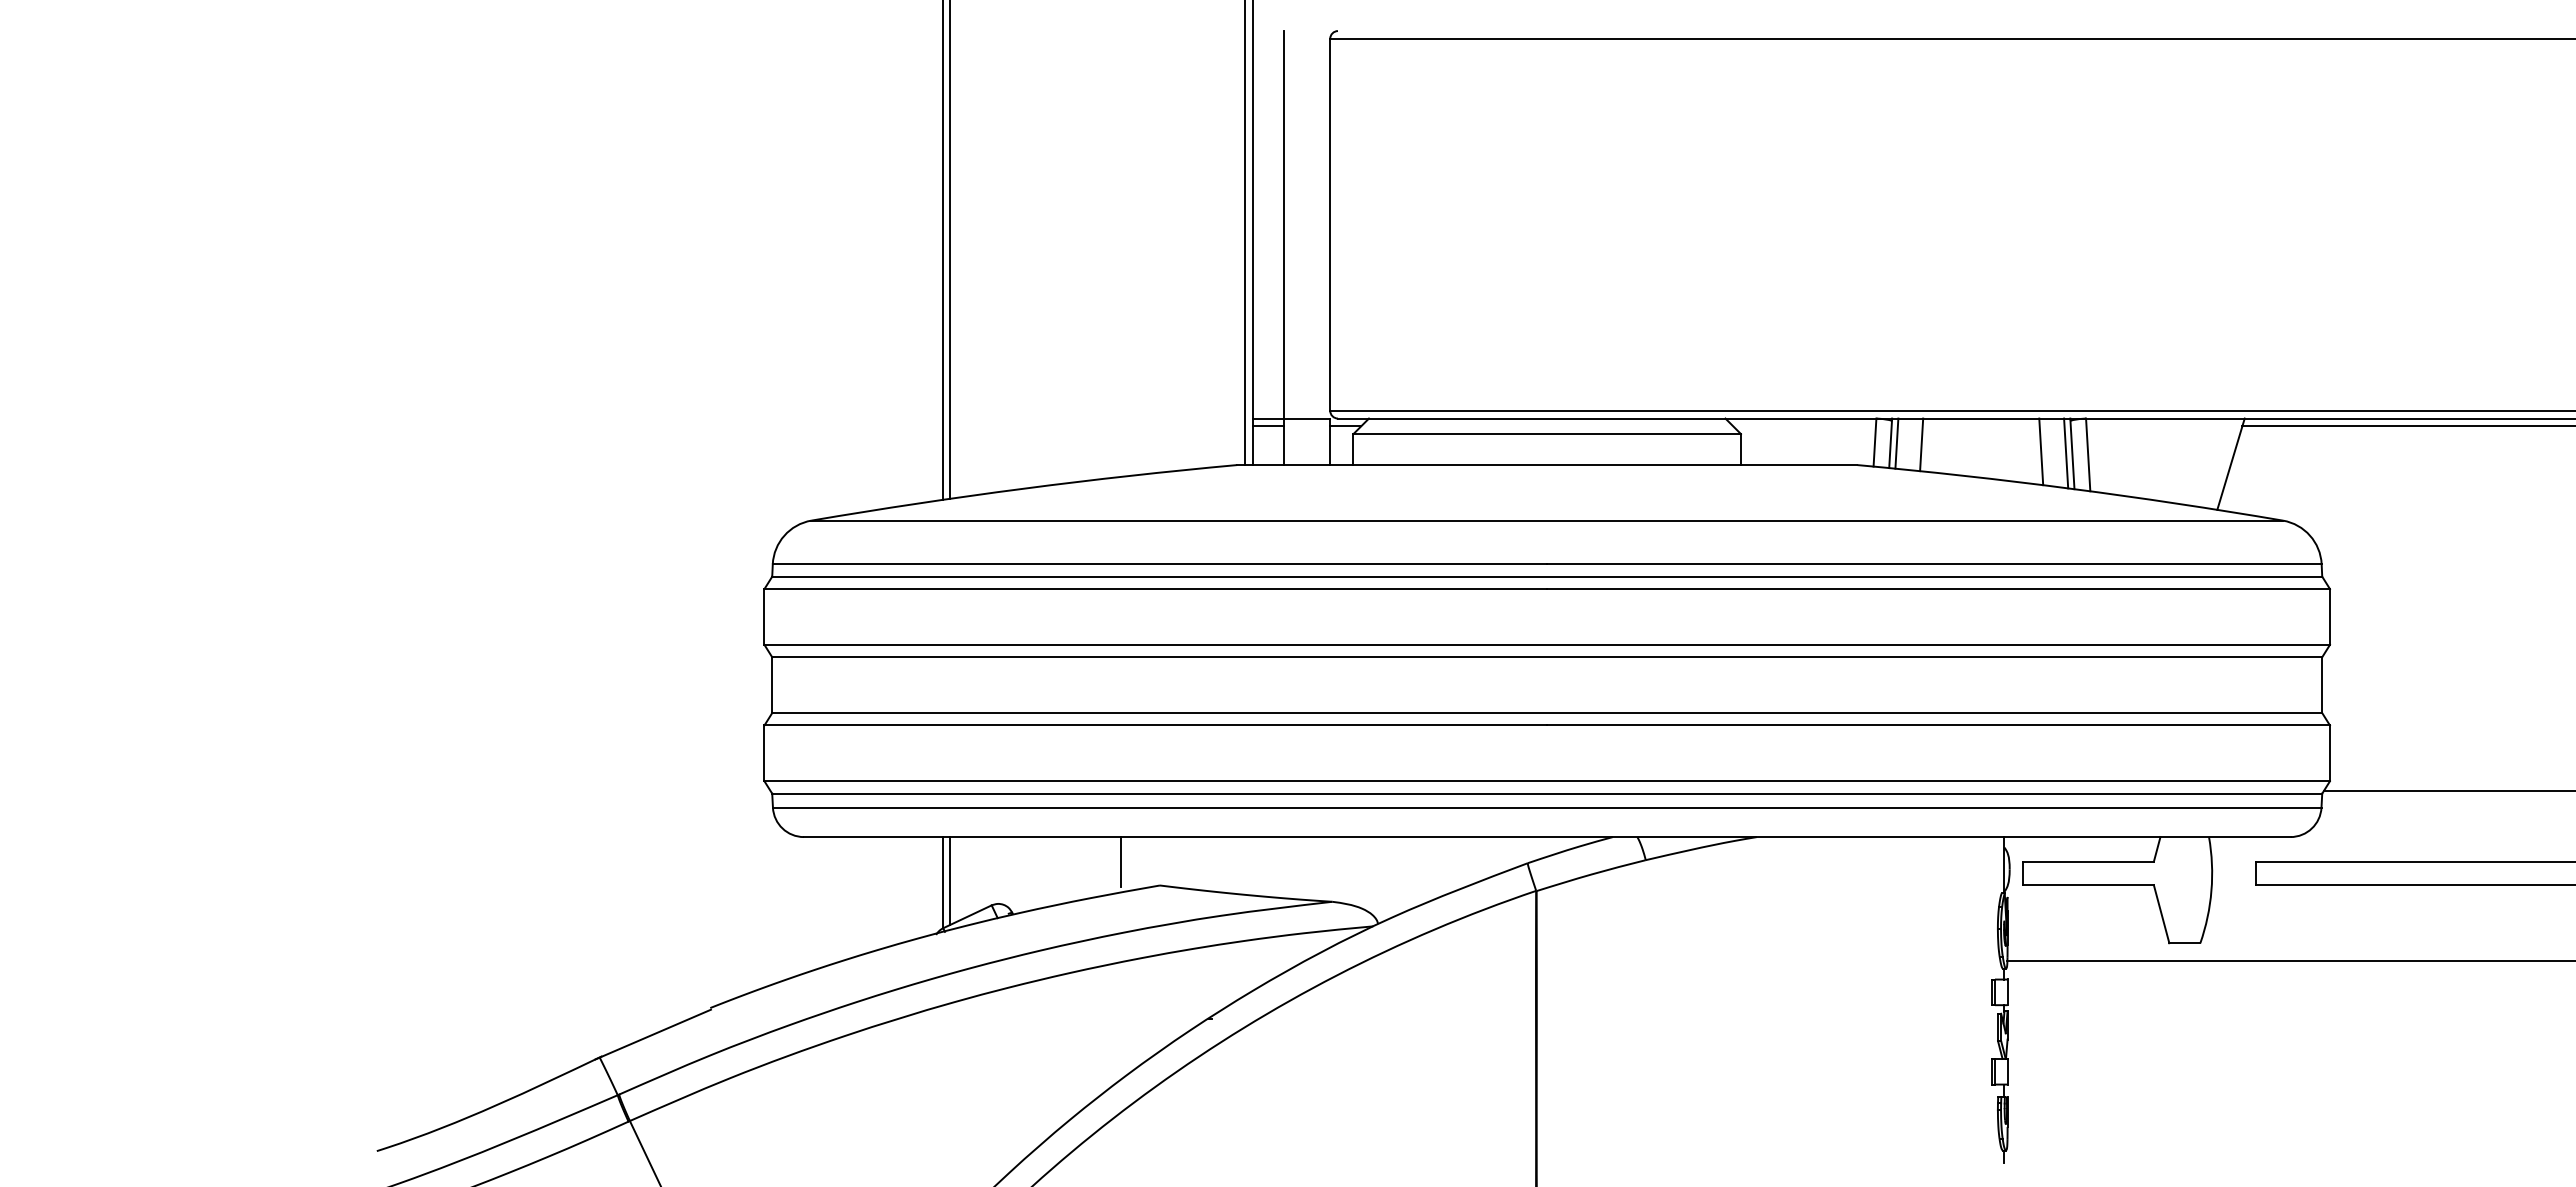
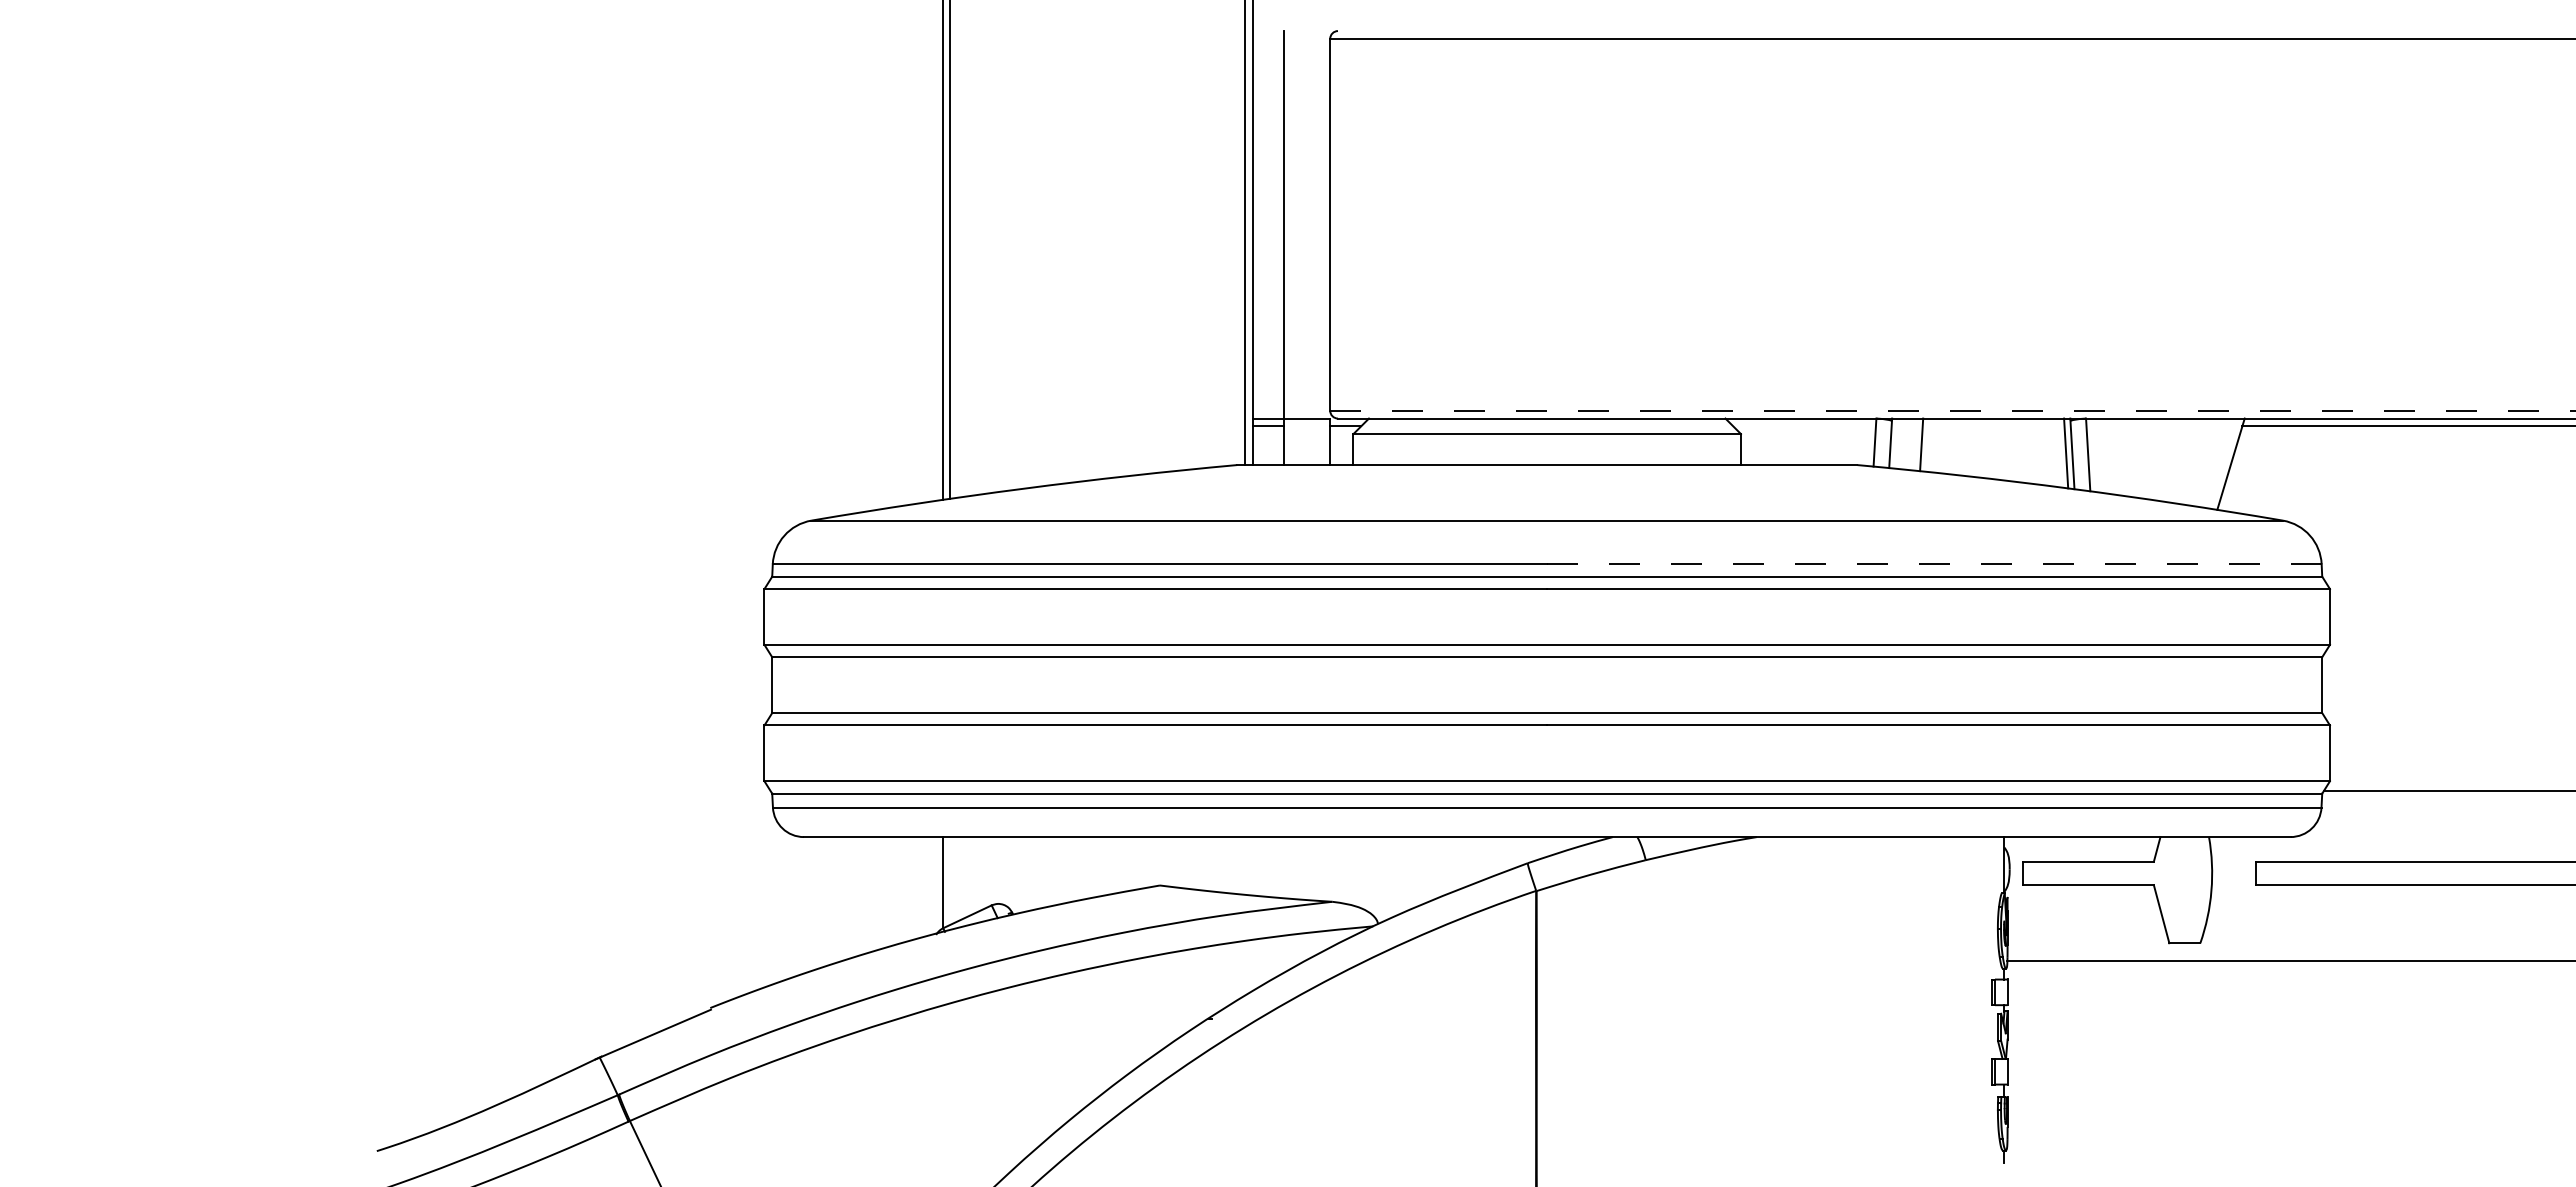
line: solid -> dashed (1953, 410)
line: present -> none (1896, 443)
line: present -> none (2041, 451)
line: solid -> dashed (1933, 564)
line: present -> none (1120, 861)
line: present -> none (950, 880)
